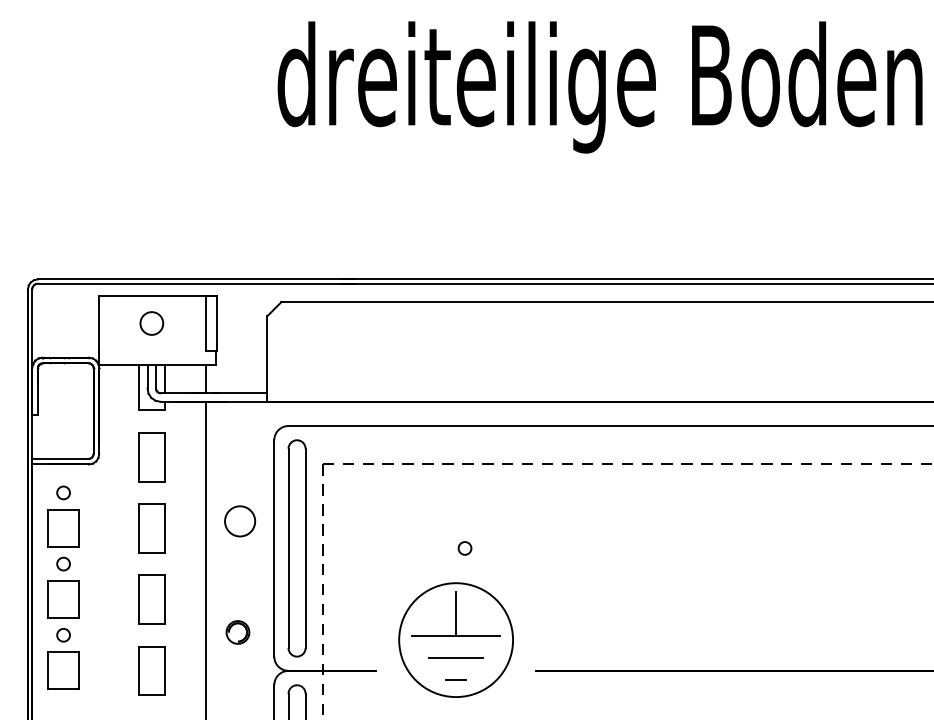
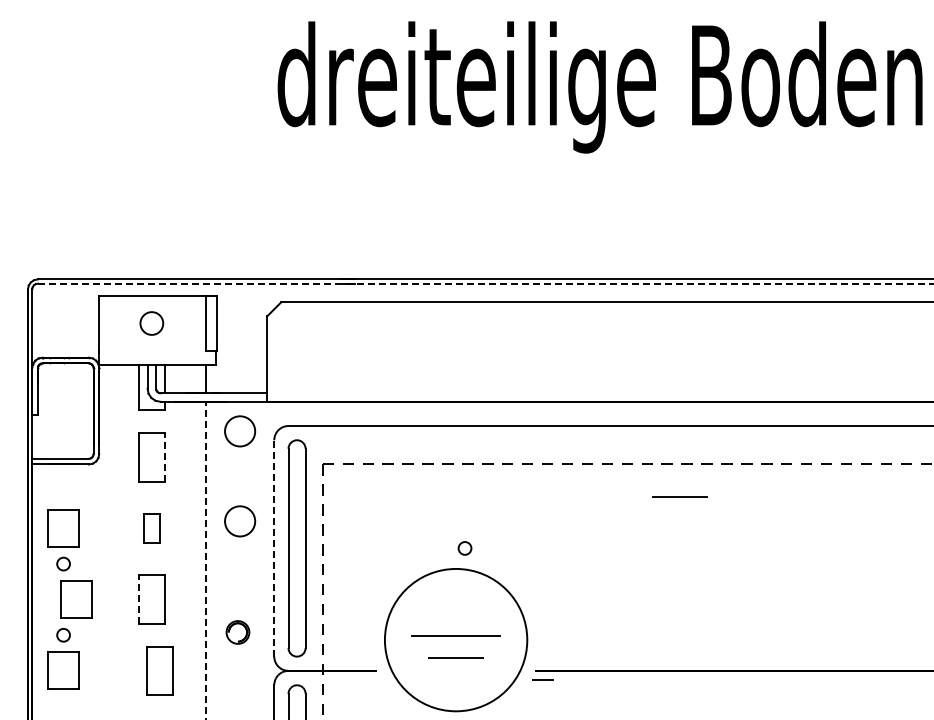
line: solid -> dashed (485, 283)
circle: none -> present (240, 431)
line: solid -> dashed (164, 456)
circle: present -> none (63, 492)
line: none -> present (679, 496)
part size: 28x51 px -> 18x31 px (151, 528)
line: solid -> dashed (274, 547)
line: solid -> dashed (205, 560)
part position: (63, 599) -> (76, 599) (76, 599)
line: solid -> dashed (139, 599)
line: present -> none (456, 613)
circle diameter: 114 px -> 142 px (455, 639)
part position: (151, 670) -> (159, 670) (159, 670)
line position: (455, 679) -> (542, 679) (542, 679)
